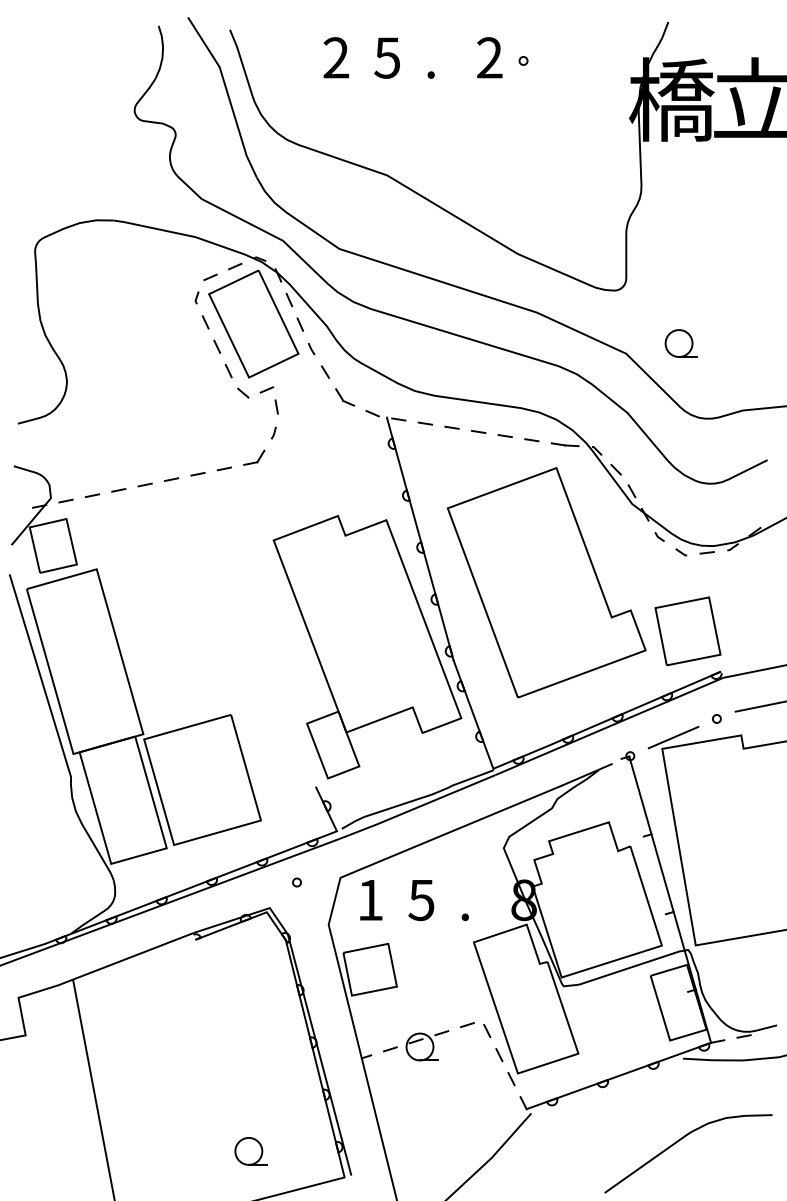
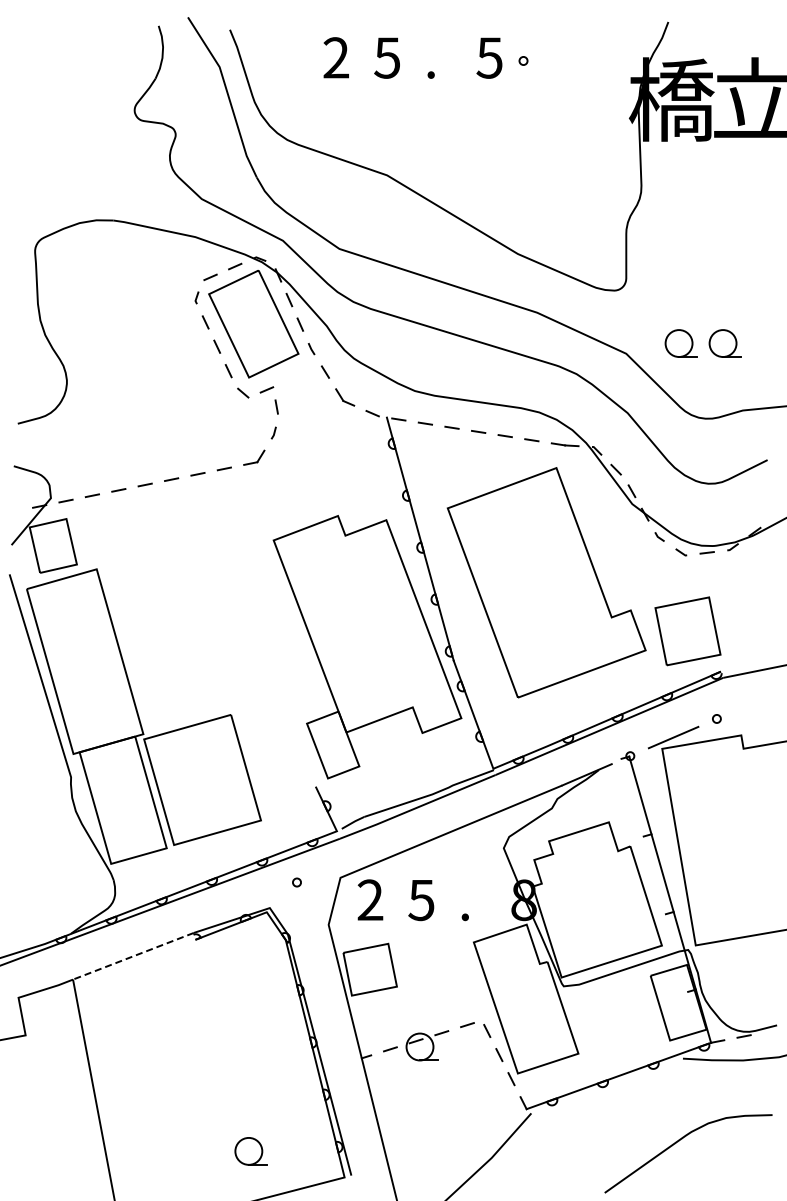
text: 2 -> 5 (489, 57)
part: none -> present (724, 343)
line: present -> none (759, 706)
text: 1 -> 2 (370, 899)
line: solid -> dashed (132, 956)
